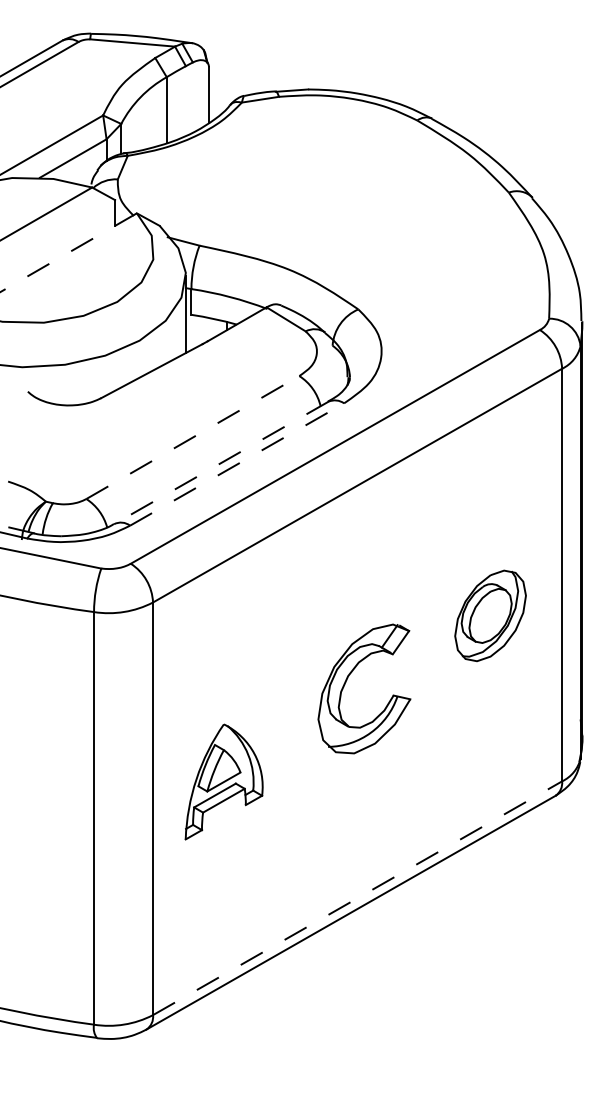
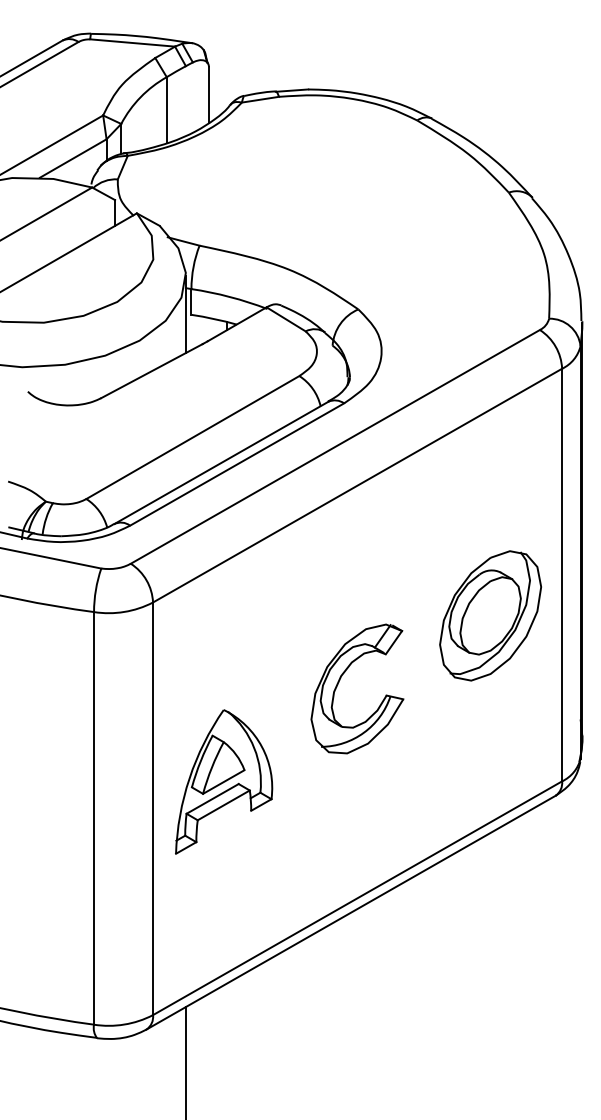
line: dashed -> solid (68, 252)
line: dashed -> solid (192, 437)
line: dashed -> solid (221, 463)
line: dashed -> solid (237, 464)
part size: 73x94 px -> 103x132 px (490, 615)
part position: (347, 680) -> (340, 680) (340, 680)
part size: 80x118 px -> 99x146 px (224, 781)
line: dashed -> solid (357, 898)
line: none -> present (185, 1061)
